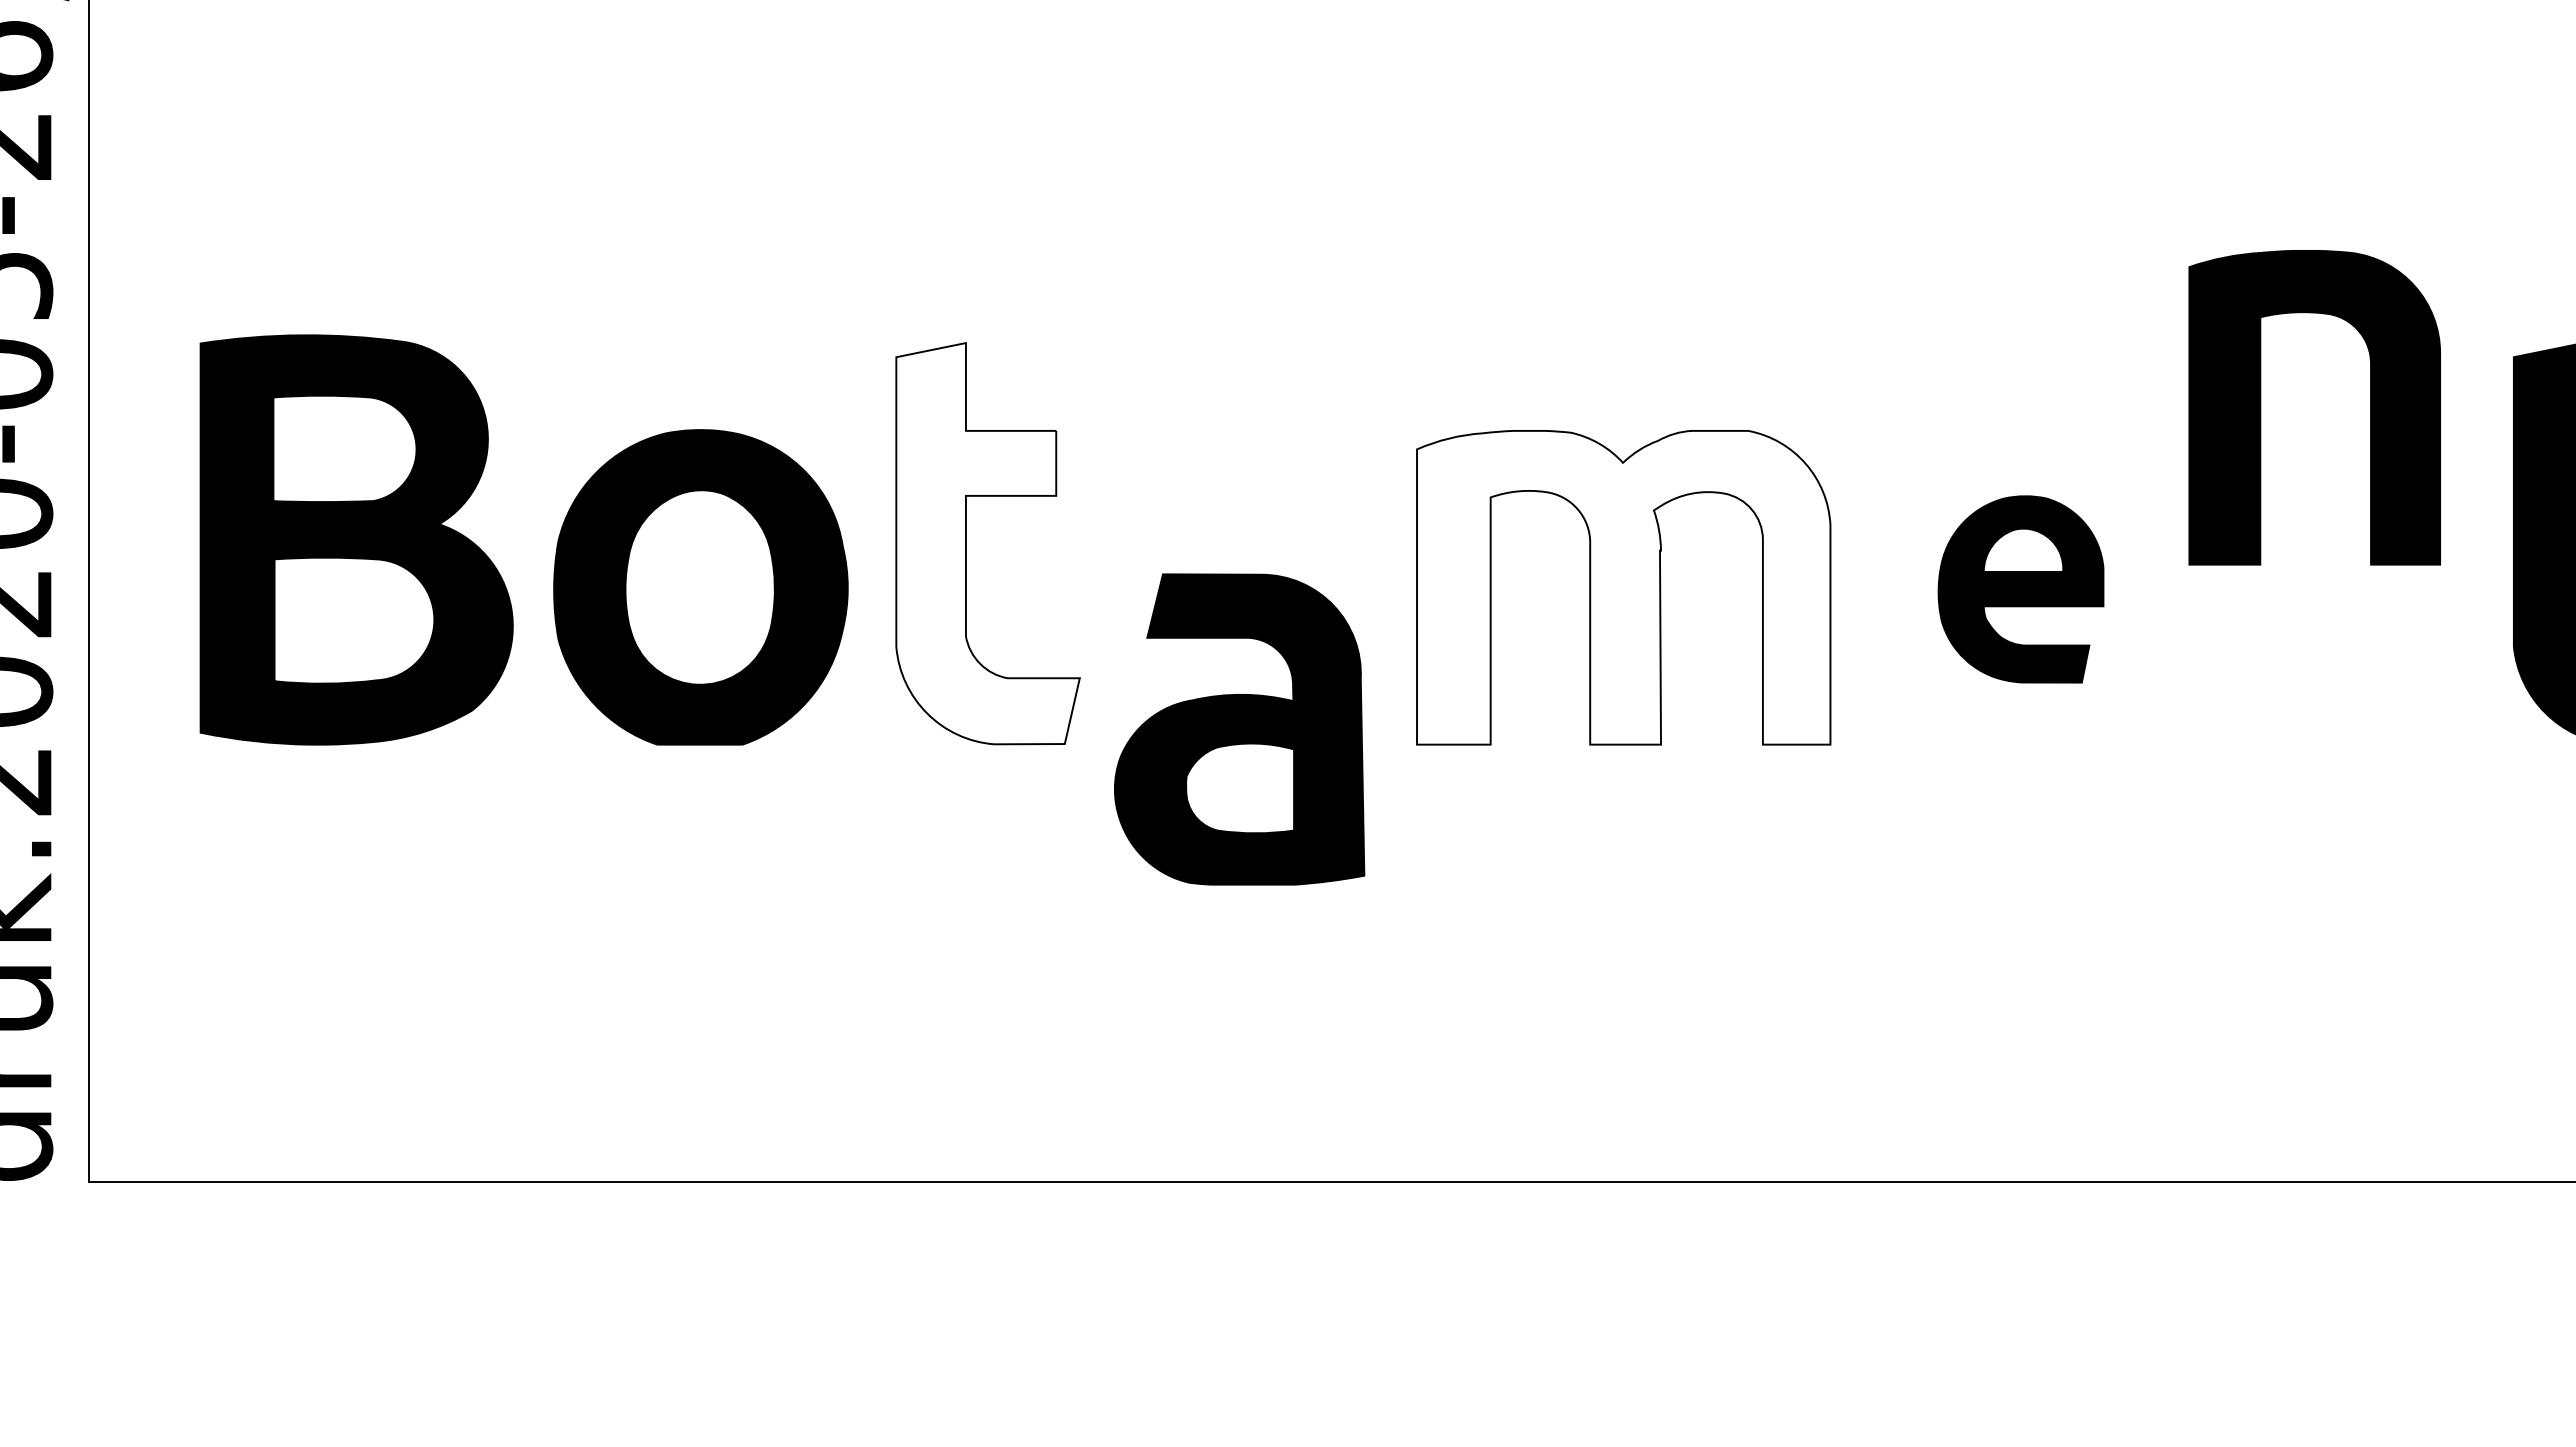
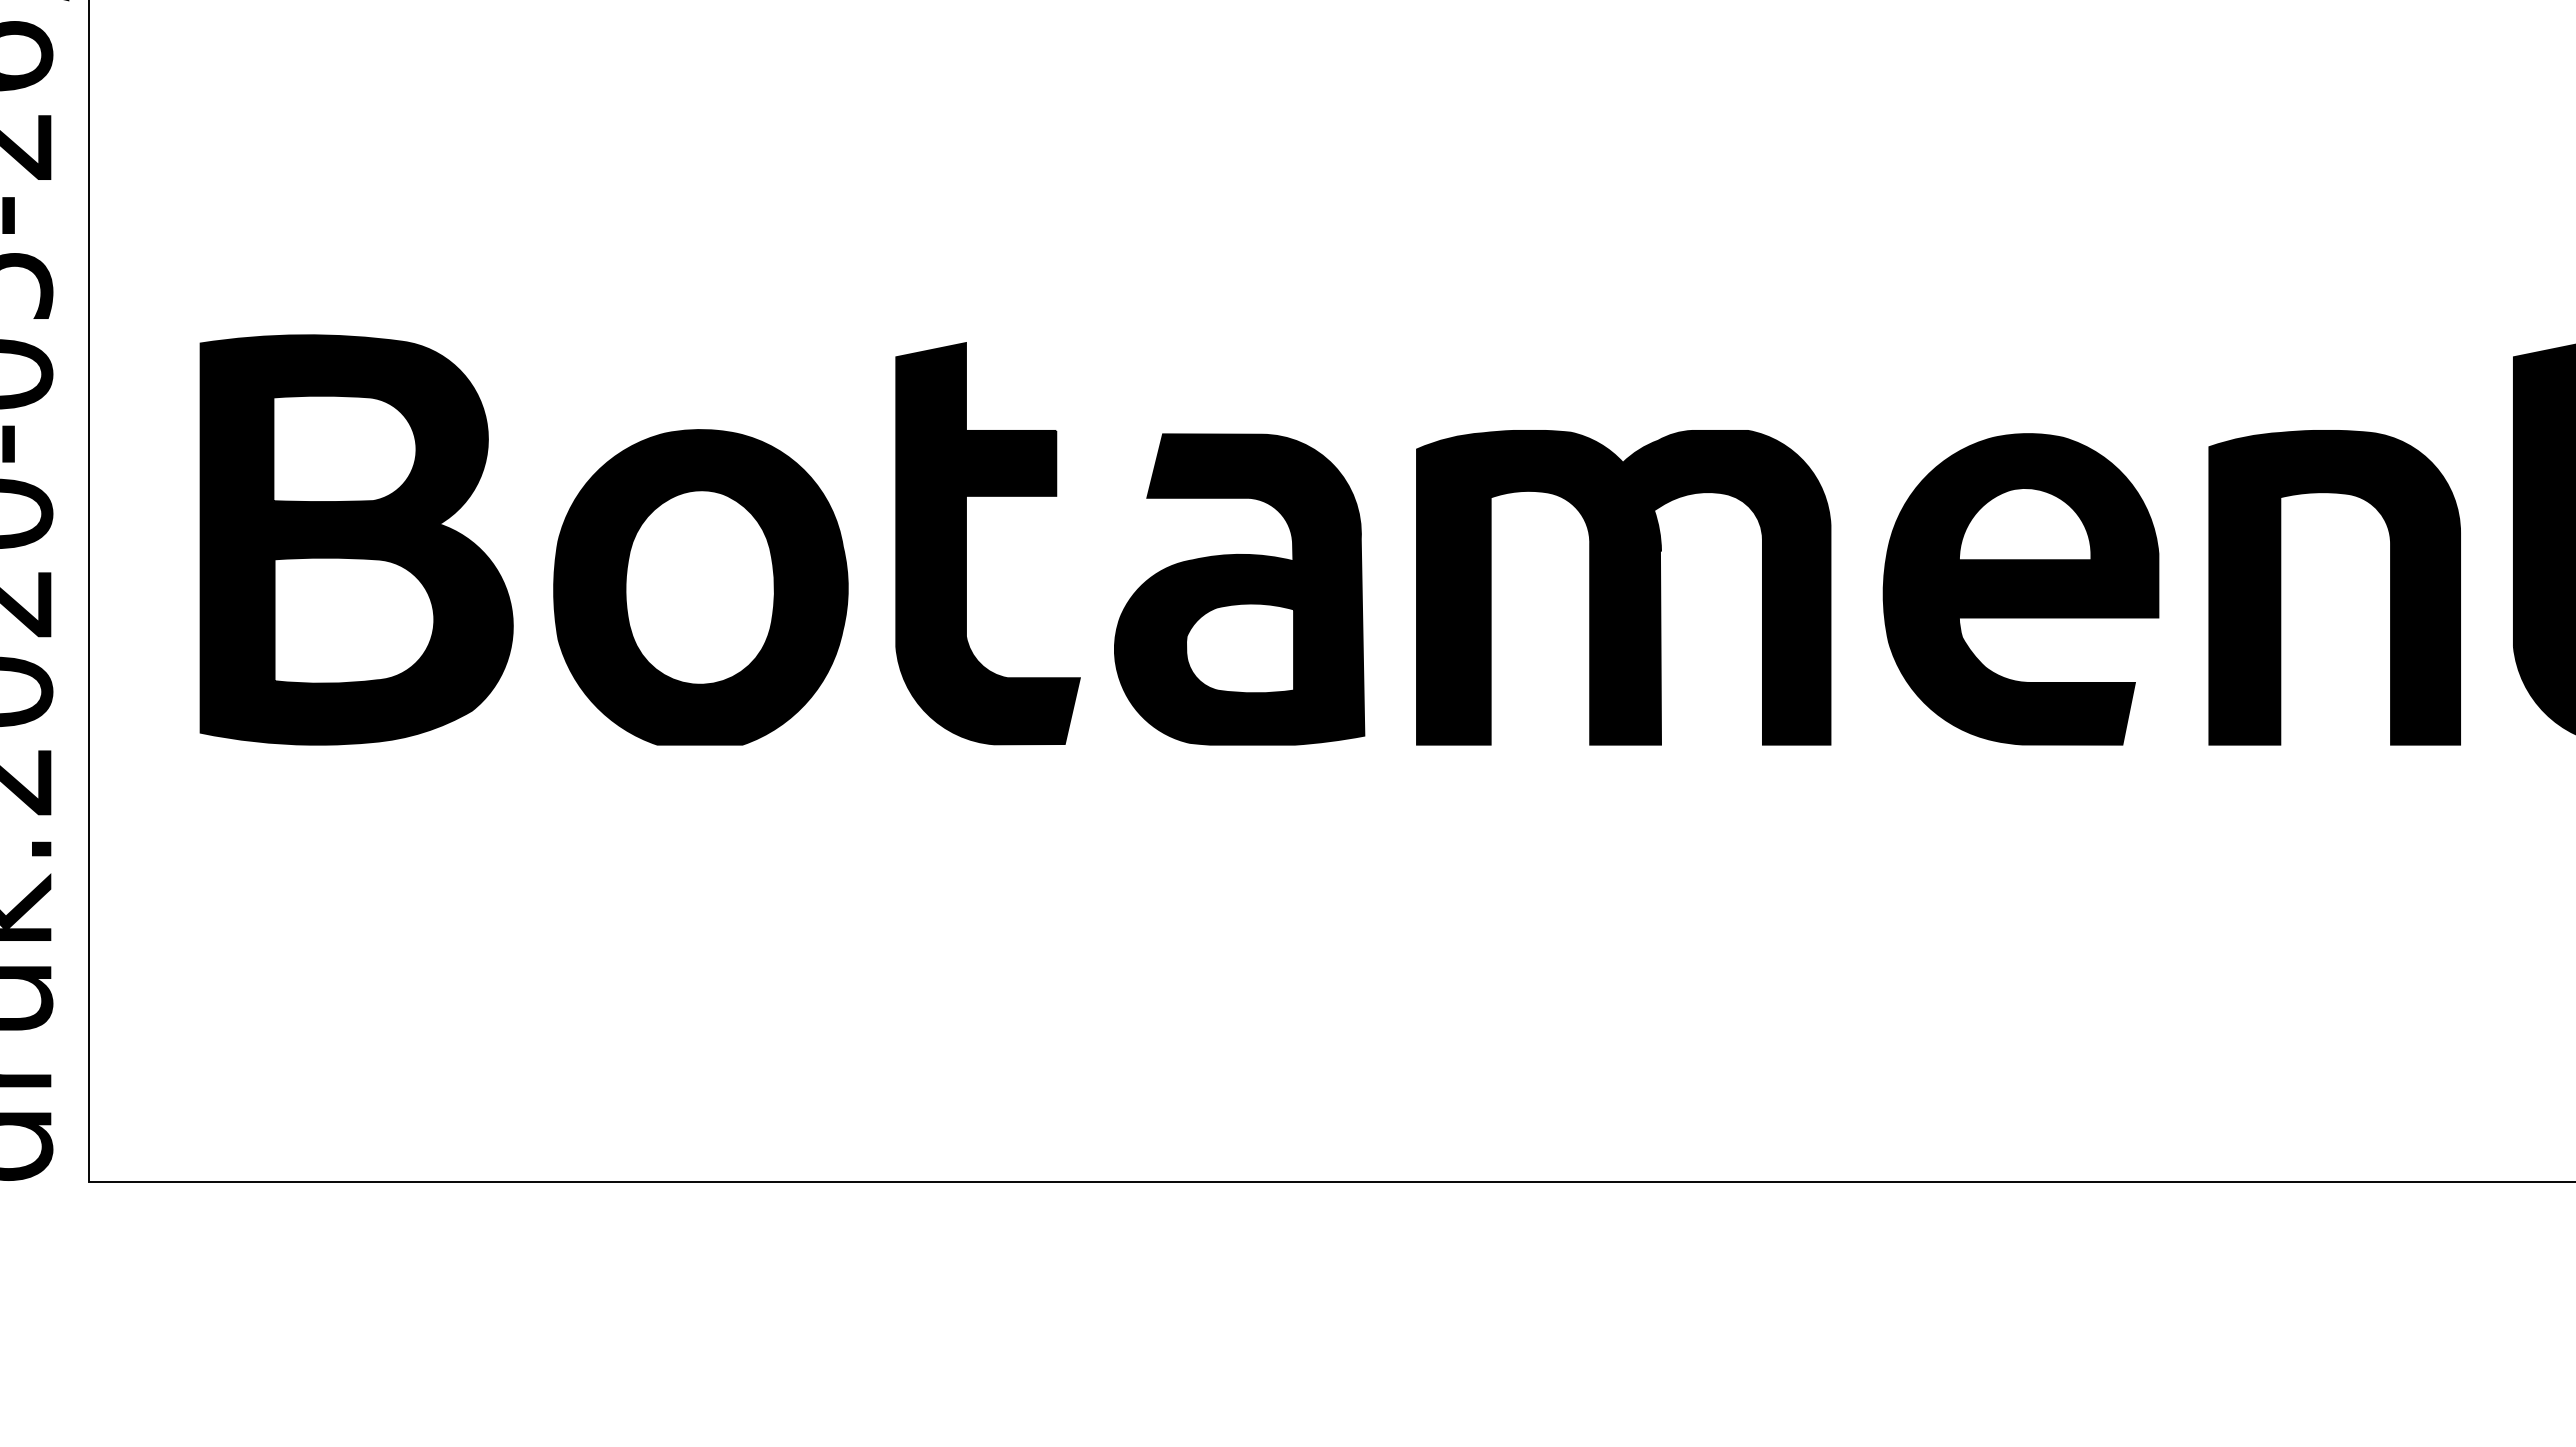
part position: (2261, 407) -> (2281, 587) (2281, 587)
fill: none -> present (987, 543)
fill: none -> present (1623, 587)
part size: 168x189 px -> 278x313 px (2020, 589)
part position: (1239, 729) -> (1239, 589) (1239, 589)
